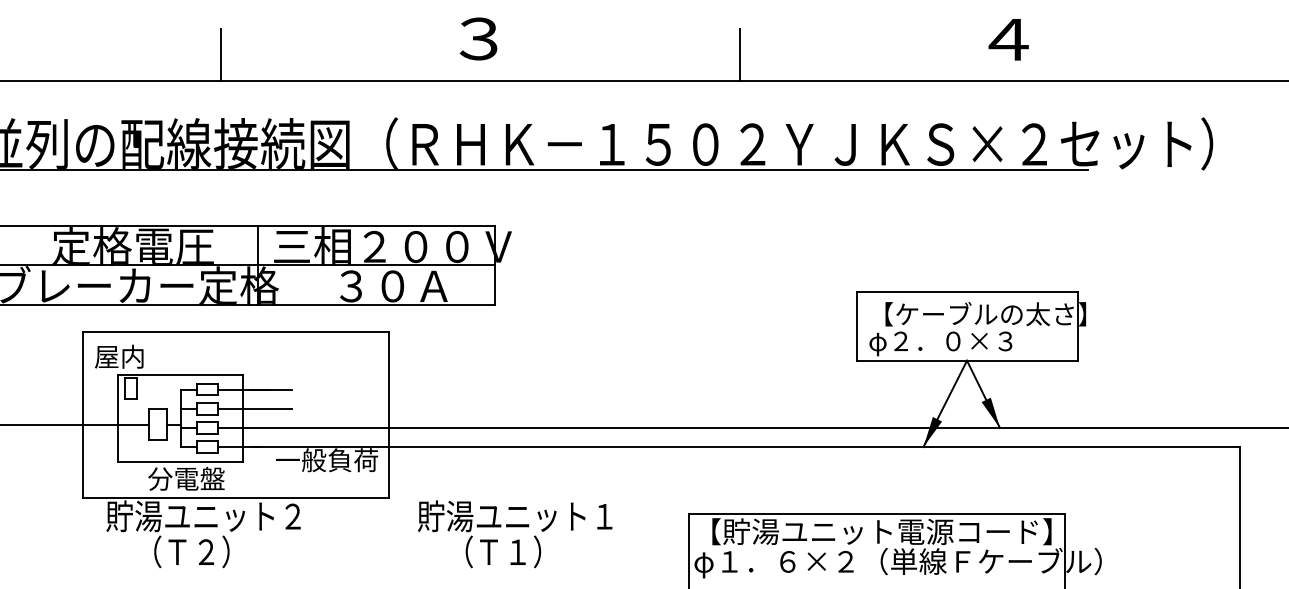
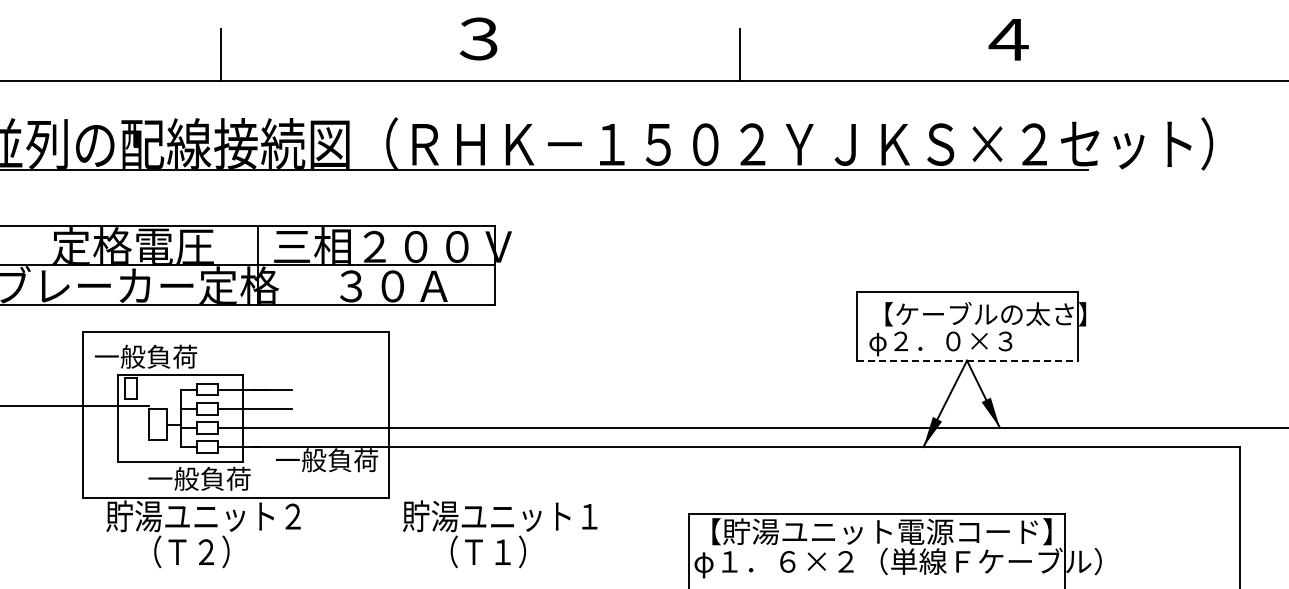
text: 屋内 -> 一般負荷 (146, 356)
line: solid -> dashed (967, 360)
line position: (75, 424) -> (75, 405) (75, 405)
text: 分電盤 -> 一般負荷 (199, 478)
text position: (515, 534) -> (500, 534) (500, 534)
